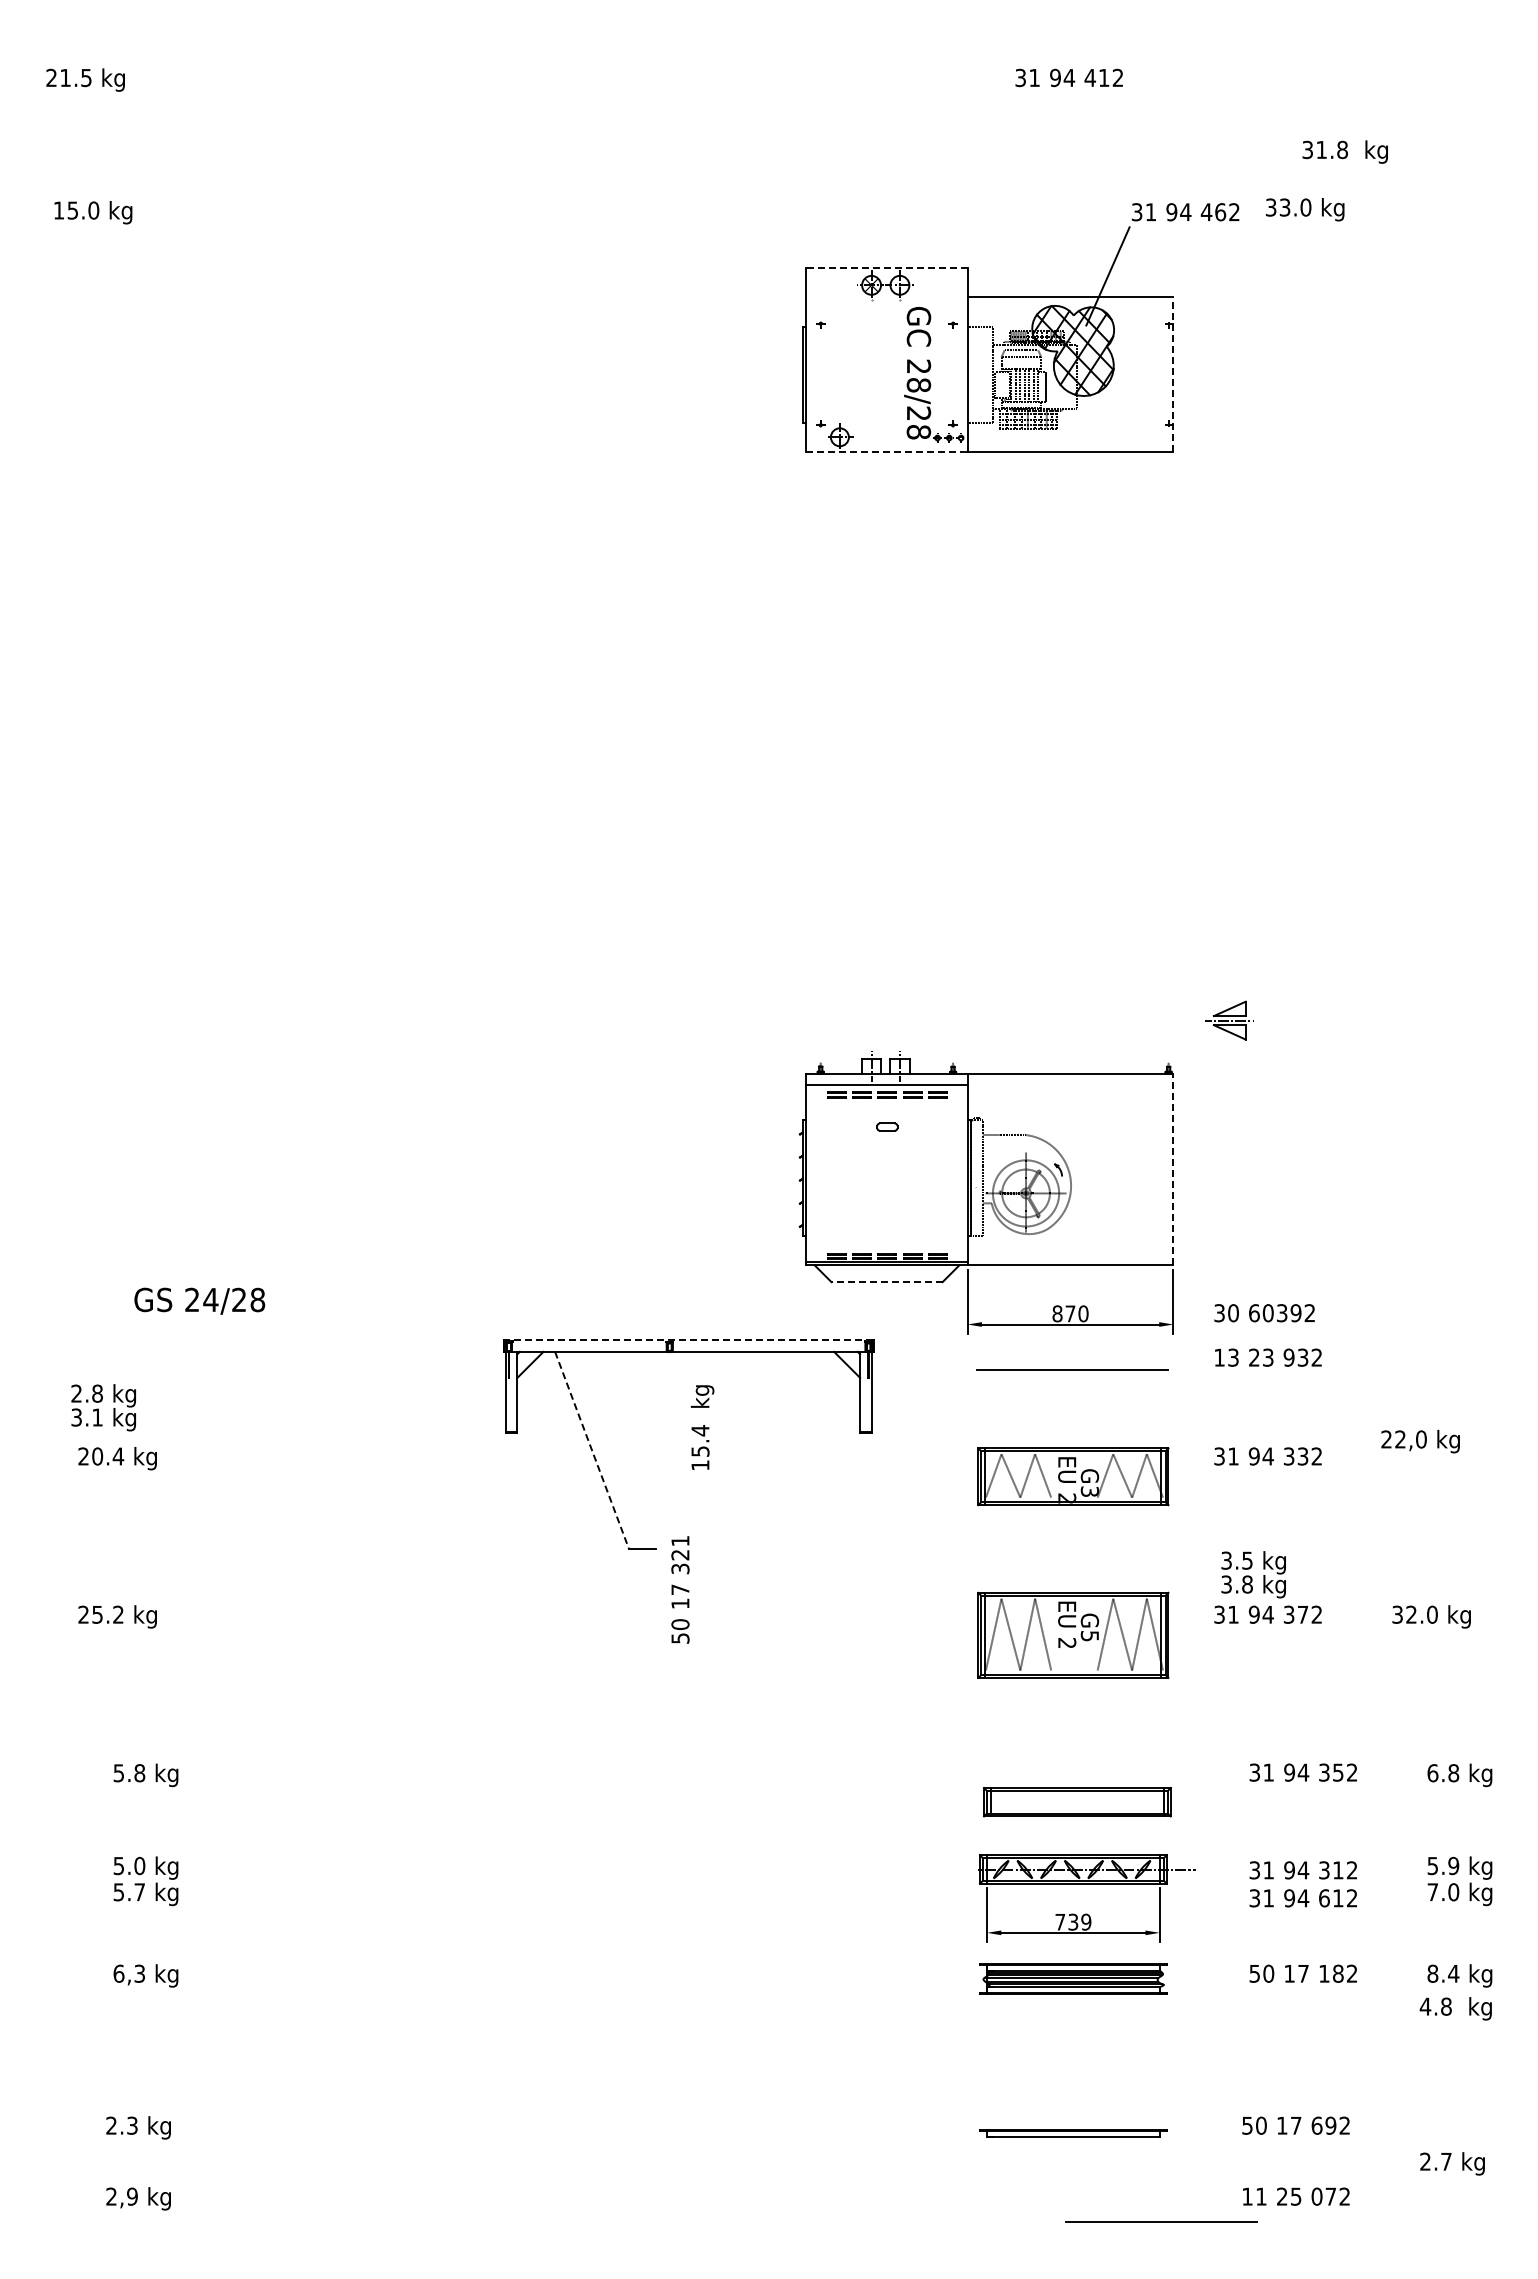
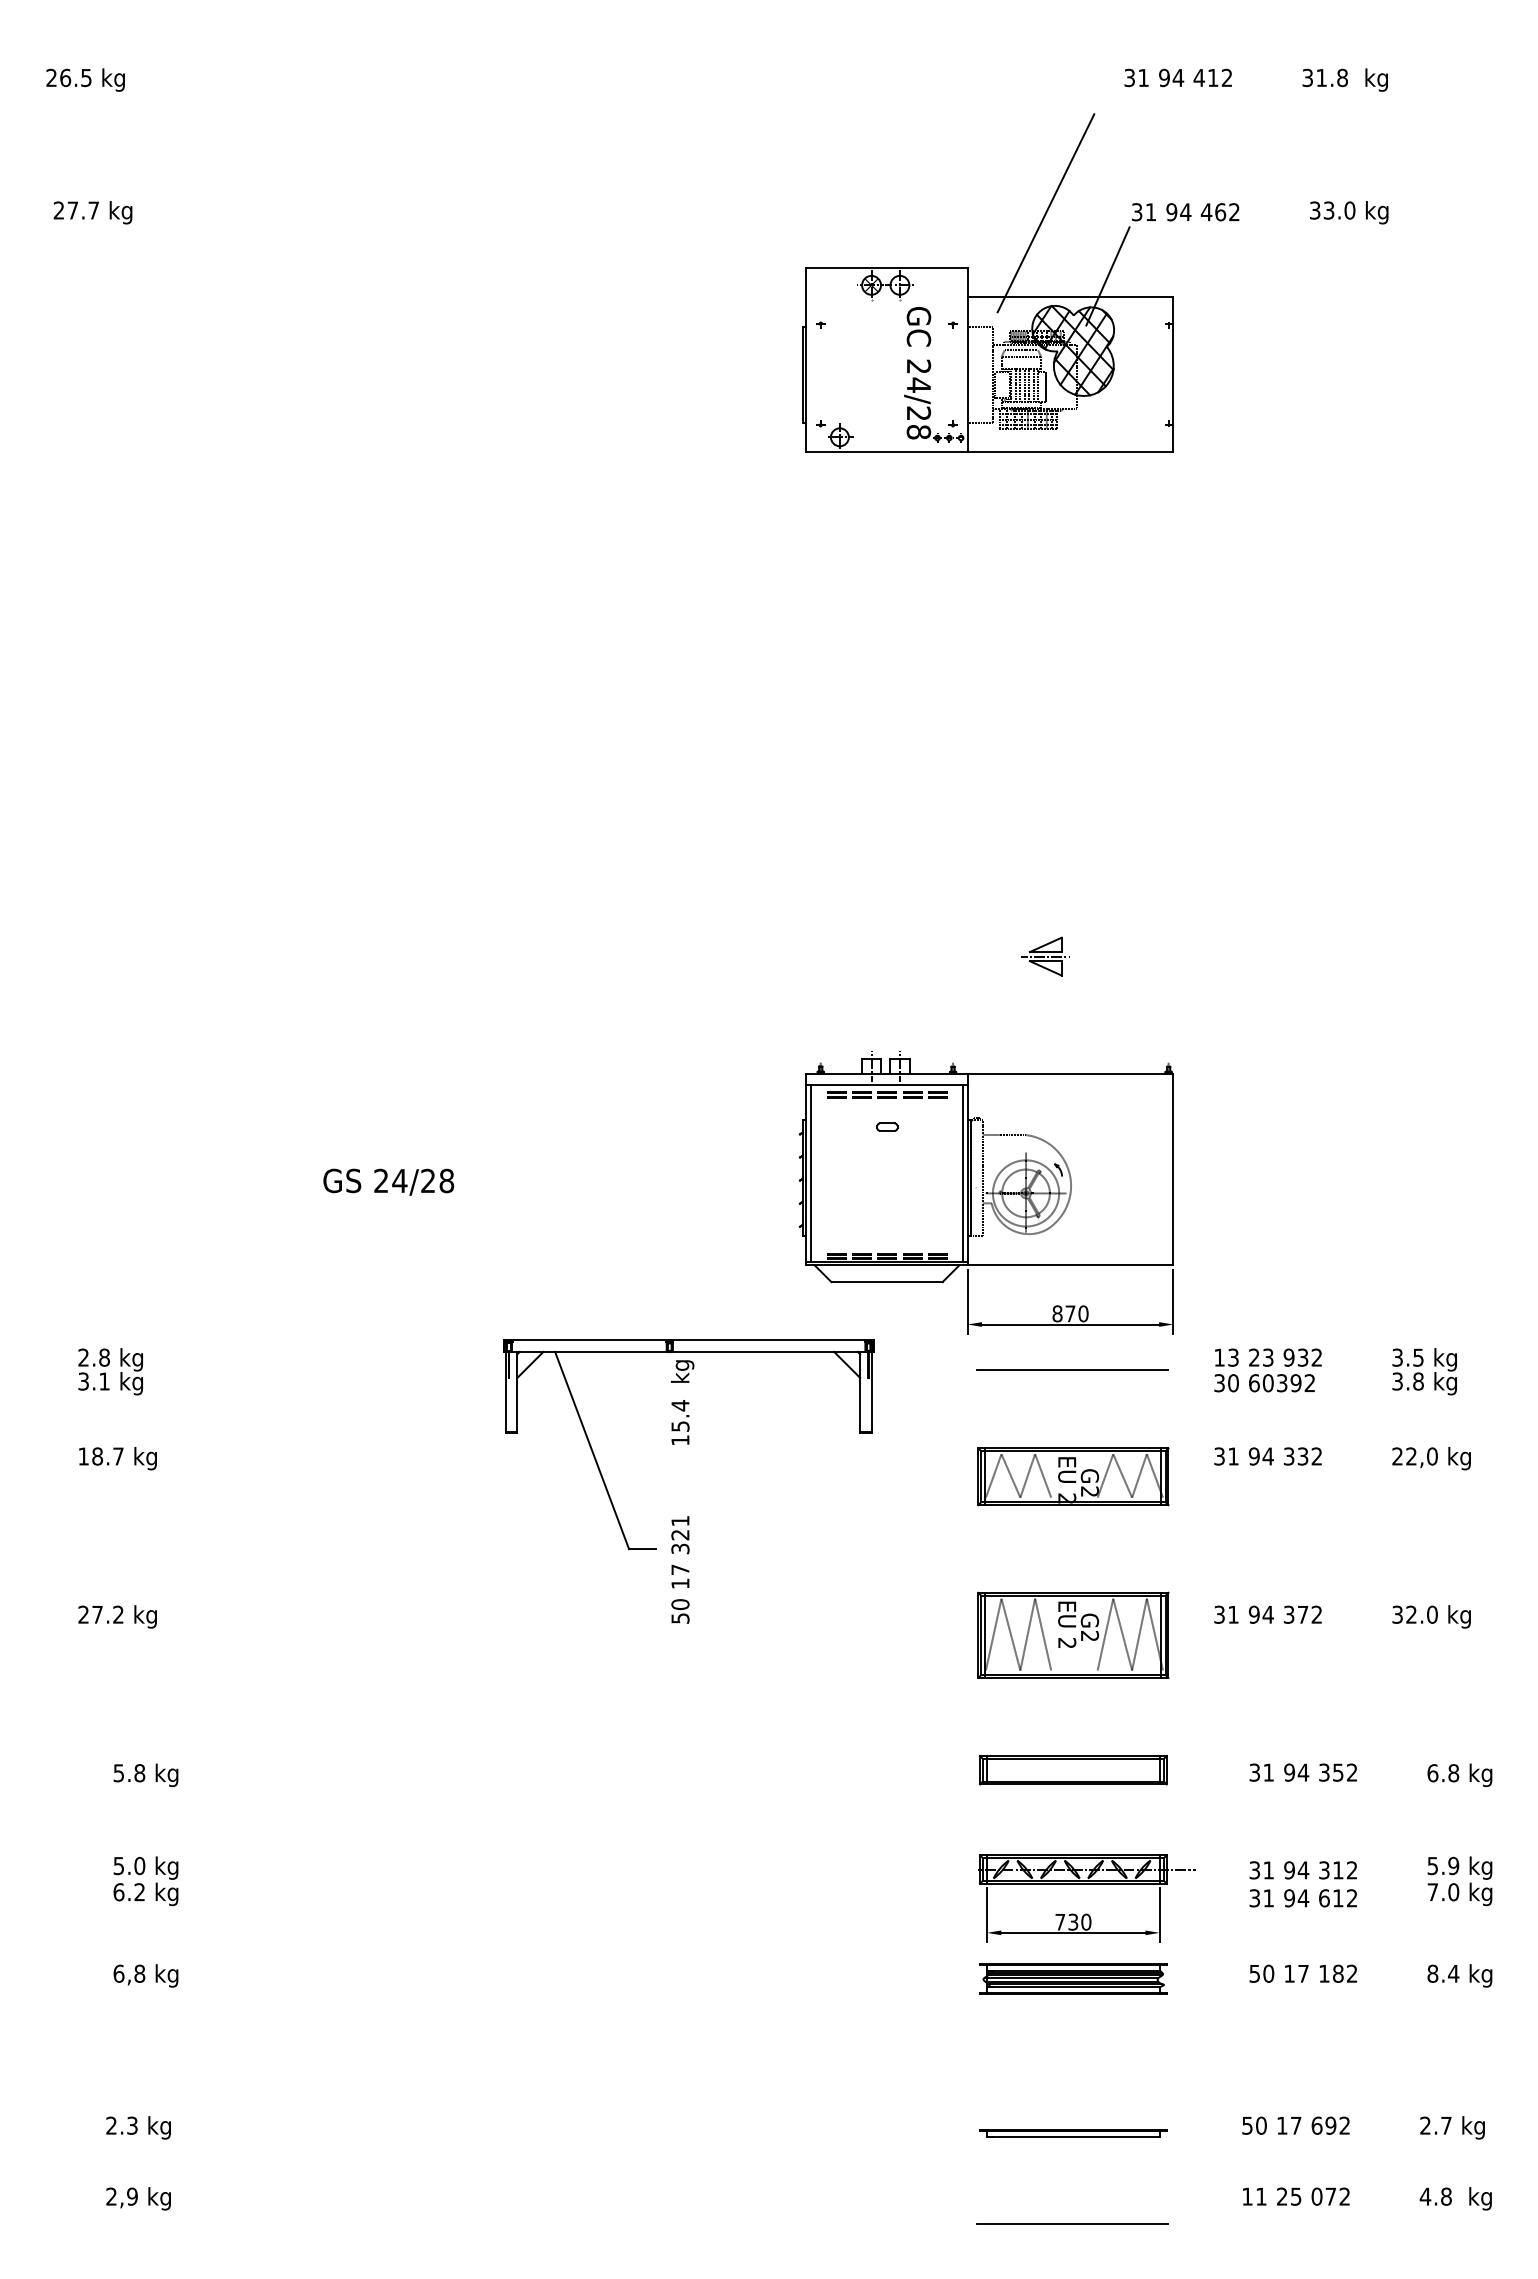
text: 21.5 -> 26.5 (65, 77)
text position: (1068, 77) -> (1177, 77) (1177, 77)
text position: (1344, 151) -> (1344, 79) (1344, 79)
text position: (1305, 209) -> (1349, 212) (1349, 212)
text: 15.0 -> 27.7 (76, 210)
line: none -> present (1045, 213)
line: dashed -> solid (887, 268)
line: dashed -> solid (1173, 374)
text: 28/28 -> 24/28 (918, 384)
line: dashed -> solid (887, 452)
part position: (1229, 1020) -> (1045, 956) (1045, 956)
line: dashed -> solid (1173, 1169)
line: none -> present (811, 1172)
line: none -> present (963, 1172)
line: dashed -> solid (887, 1282)
text position: (199, 1300) -> (388, 1181) (388, 1181)
text position: (1264, 1313) -> (1264, 1383) (1264, 1383)
line: dashed -> solid (688, 1340)
text position: (103, 1407) -> (110, 1371) (110, 1371)
text position: (702, 1427) -> (682, 1402) (682, 1402)
text position: (1420, 1441) -> (1431, 1458) (1431, 1458)
line: dashed -> solid (592, 1450)
text: 20.4 -> 18.7 (101, 1456)
text: G3 -> G2 (1089, 1491)
text position: (1253, 1574) -> (1424, 1371) (1424, 1371)
text position: (680, 1589) -> (680, 1569) (680, 1569)
text: 25.2 -> 27.2 (97, 1614)
text: G5 -> G2 (1089, 1636)
part position: (1077, 1802) -> (1073, 1770) (1073, 1770)
text: 5.7 -> 6.2 (128, 1892)
text: 739 -> 730 (1086, 1922)
text: 6,3 -> 6,8 (139, 1973)
text position: (1455, 2008) -> (1455, 2198) (1455, 2198)
text position: (1452, 2163) -> (1452, 2127) (1452, 2127)
line position: (1161, 2221) -> (1072, 2223) (1072, 2223)
